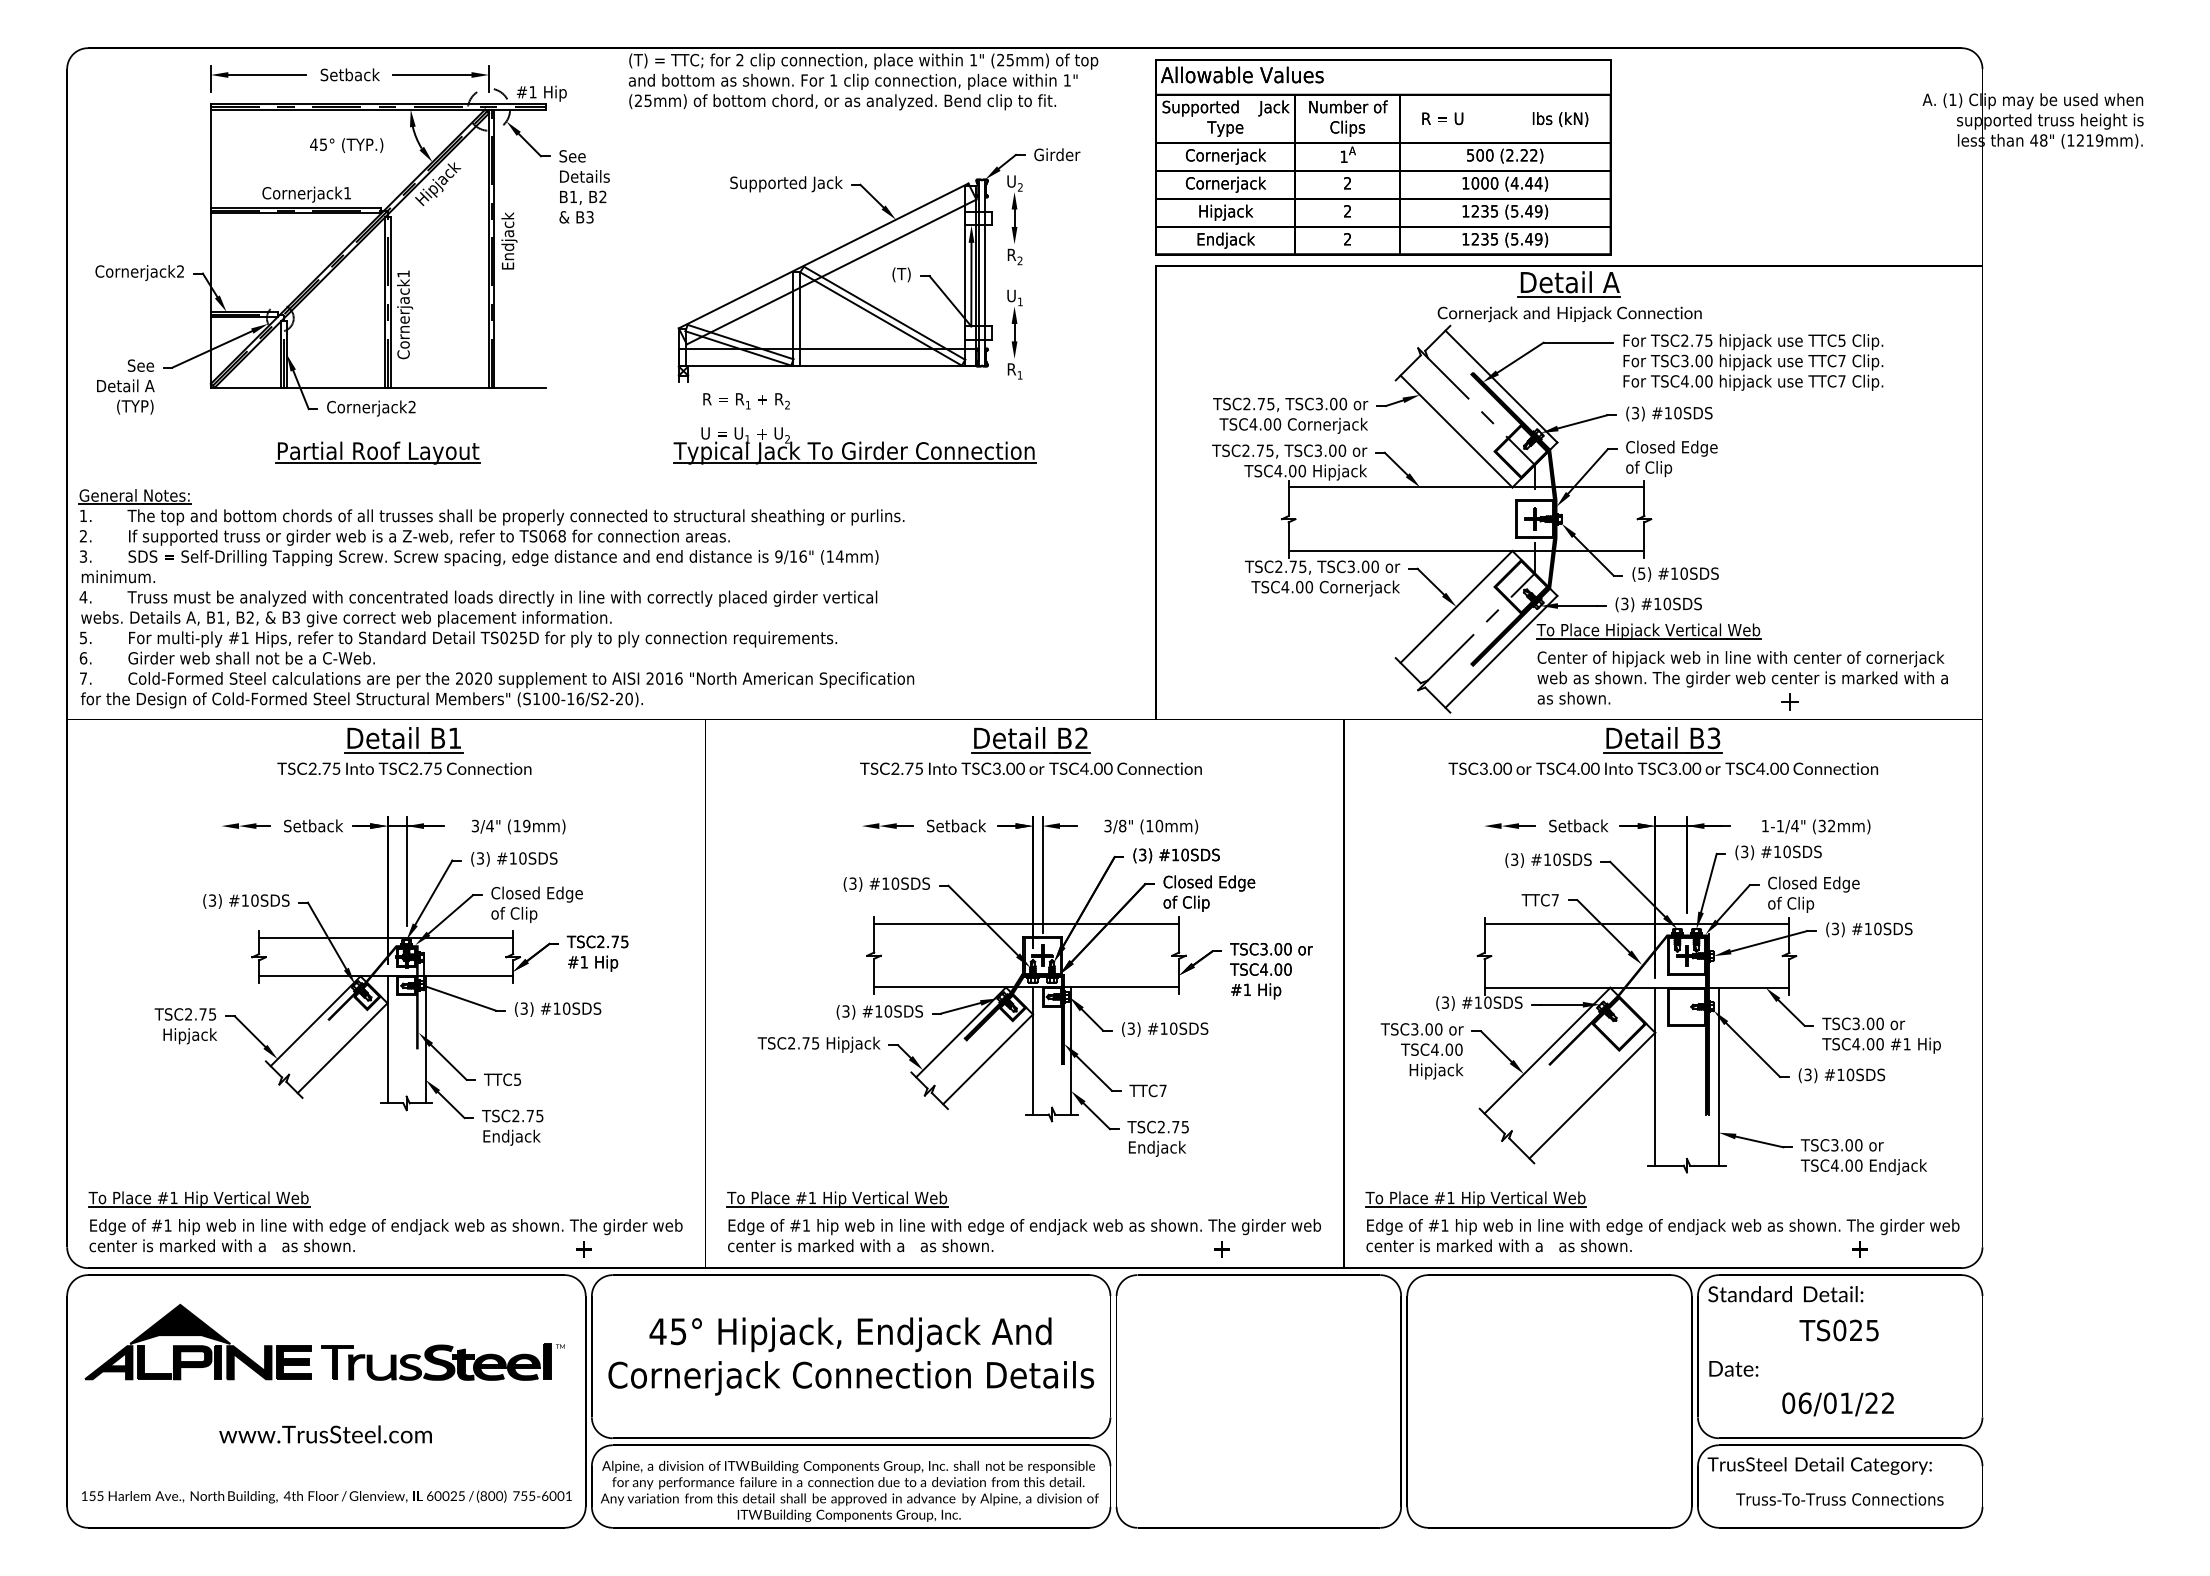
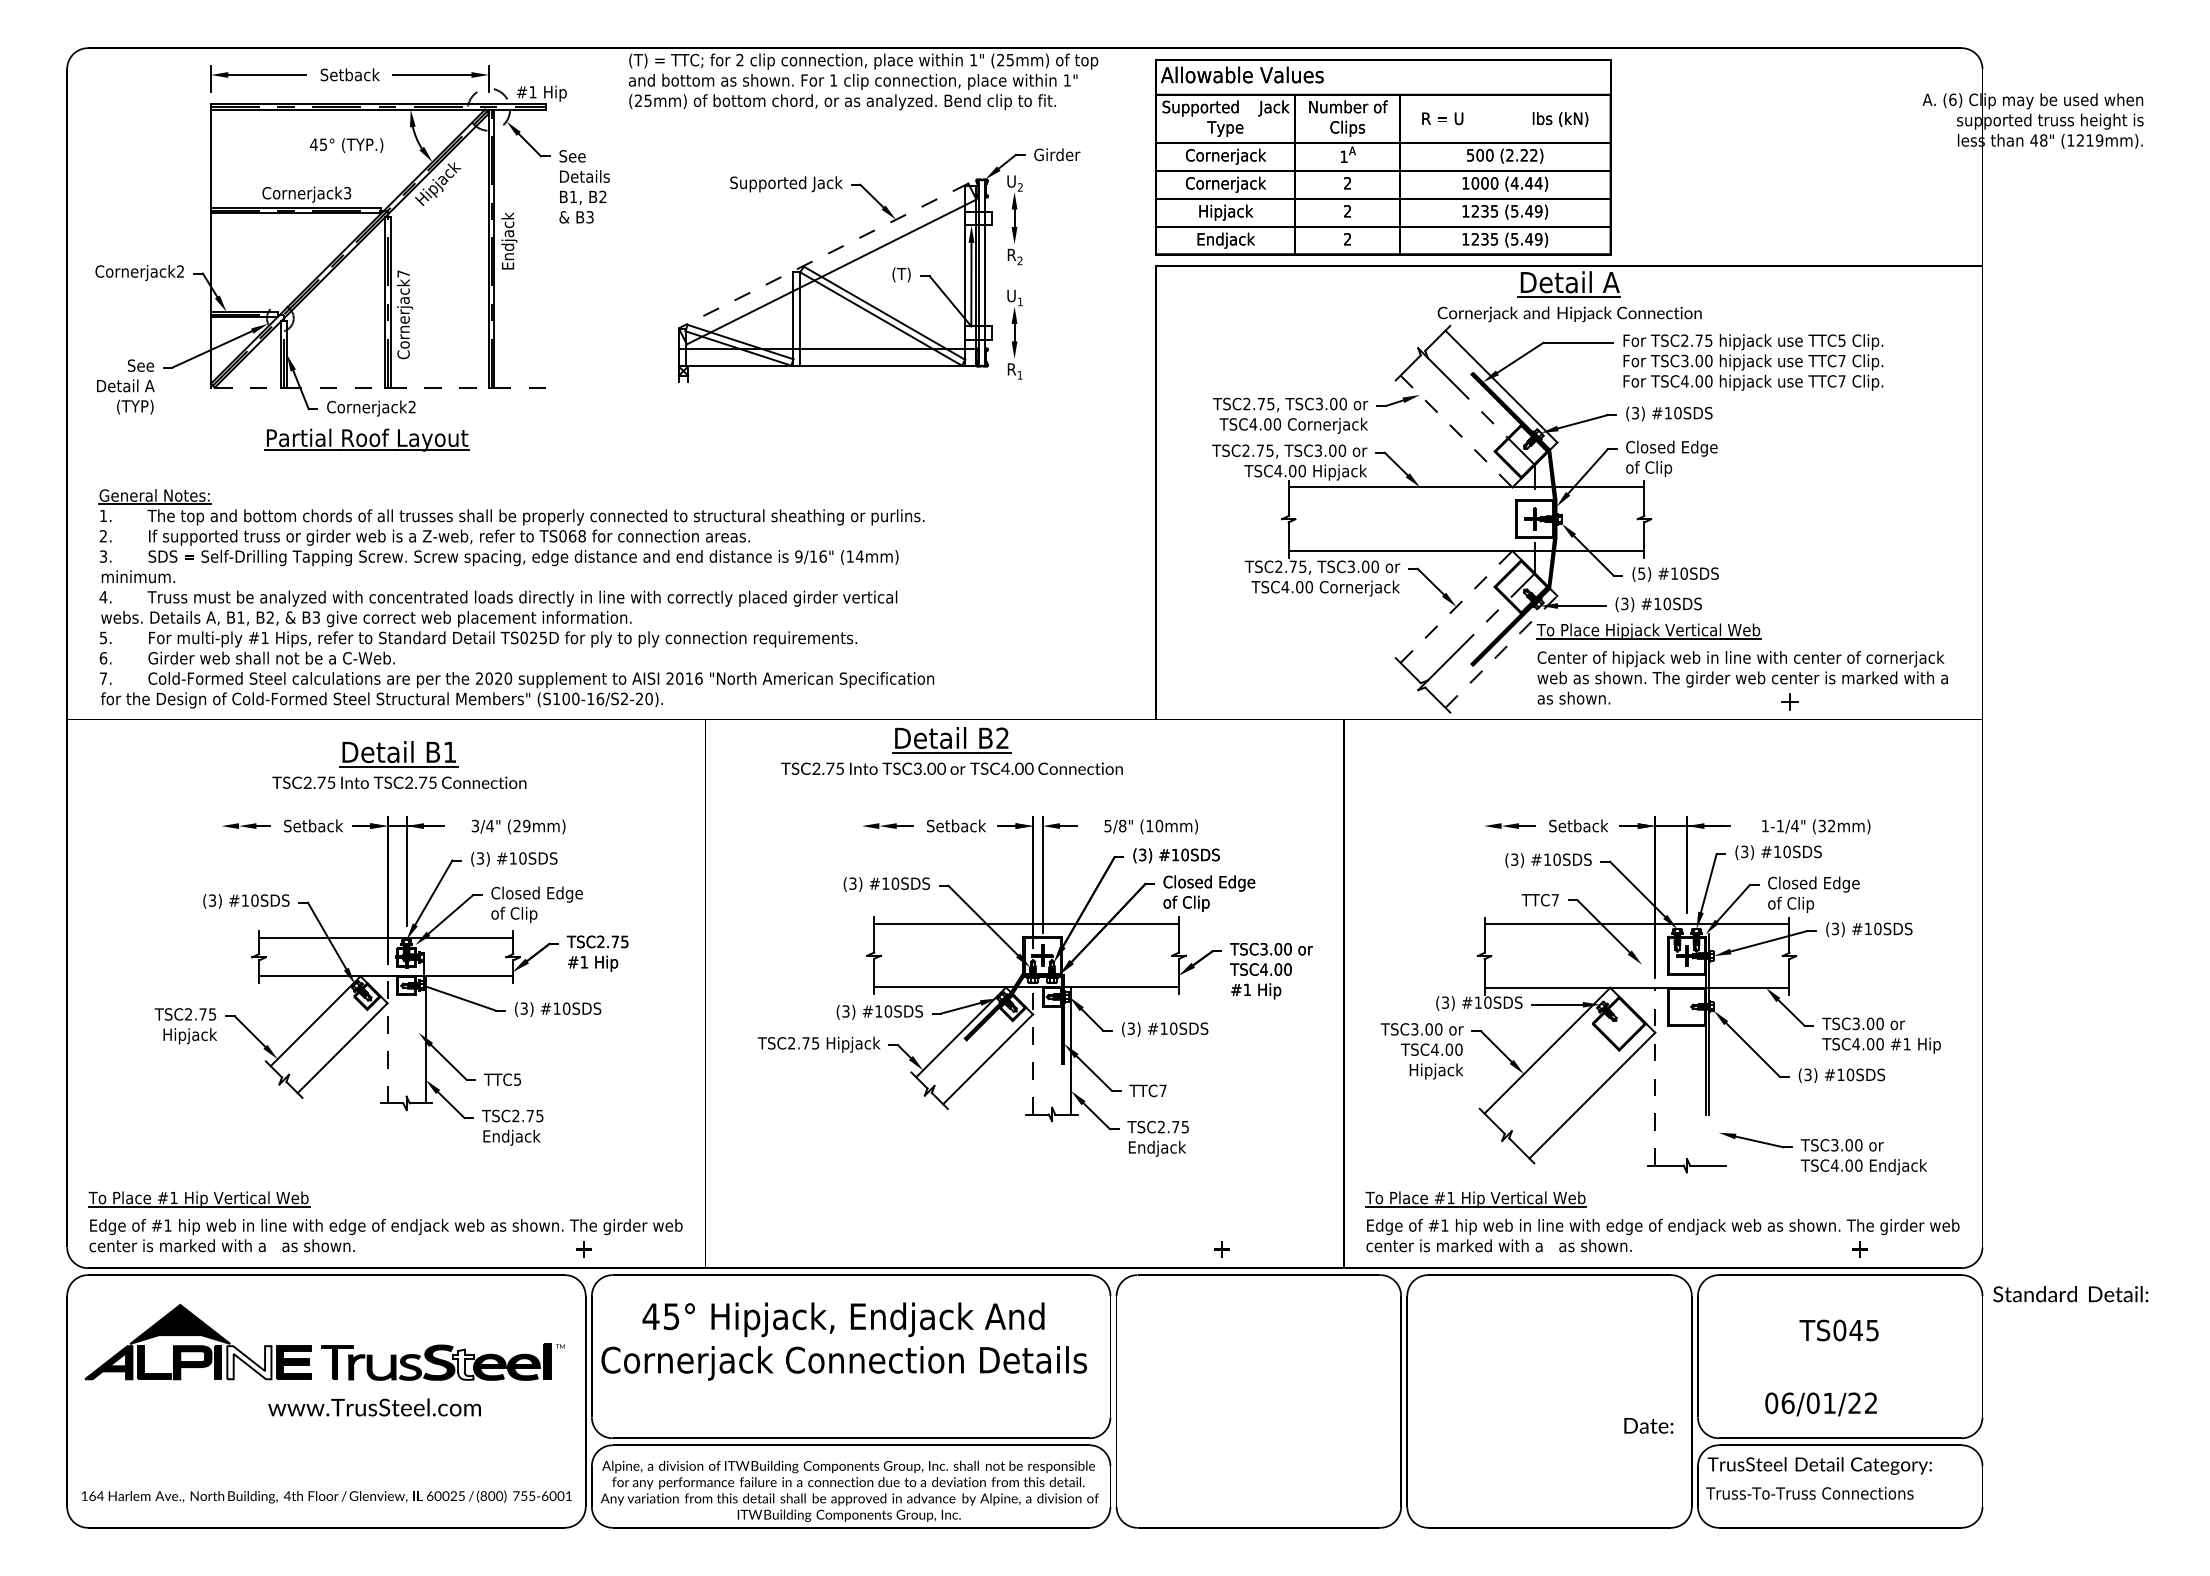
text: A.^I(1) -> A.^I(6) (1952, 99)
text: Cornerjack1 -> Cornerjack3 (347, 193)
line: solid -> dashed (823, 255)
text: Cornerjack1 -> Cornerjack7 (403, 273)
line: solid -> dashed (378, 387)
line: solid -> dashed (1456, 431)
part: present -> none (859, 441)
part position: (377, 452) -> (366, 439) (366, 439)
part position: (496, 598) -> (516, 598) (516, 598)
line: solid -> dashed (1456, 606)
line: solid -> dashed (1501, 651)
part position: (404, 750) -> (399, 764) (399, 764)
part position: (1030, 750) -> (951, 750) (951, 750)
part: present -> none (1662, 750)
text: (19mm) -> (29mm) (516, 825)
text: 3/8" -> 5/8" (1108, 825)
fill: present -> none (372, 997)
fill: present -> none (1628, 1024)
line: solid -> dashed (387, 1039)
line: solid -> dashed (1033, 1050)
line: solid -> dashed (1655, 1076)
line: present -> none (1718, 1076)
part: present -> none (1023, 1221)
text position: (1785, 1294) -> (2070, 1294) (2070, 1294)
text: TS025 -> TS045 (1856, 1329)
text position: (851, 1356) -> (844, 1341) (844, 1341)
fill: present -> none (249, 1362)
fill: present -> none (462, 1364)
text position: (1733, 1368) -> (1648, 1425) (1648, 1425)
text position: (1837, 1404) -> (1820, 1404) (1820, 1404)
text position: (325, 1434) -> (374, 1407) (374, 1407)
text: 155 -> 164 (96, 1495)
text position: (1839, 1498) -> (1809, 1492) (1809, 1492)
